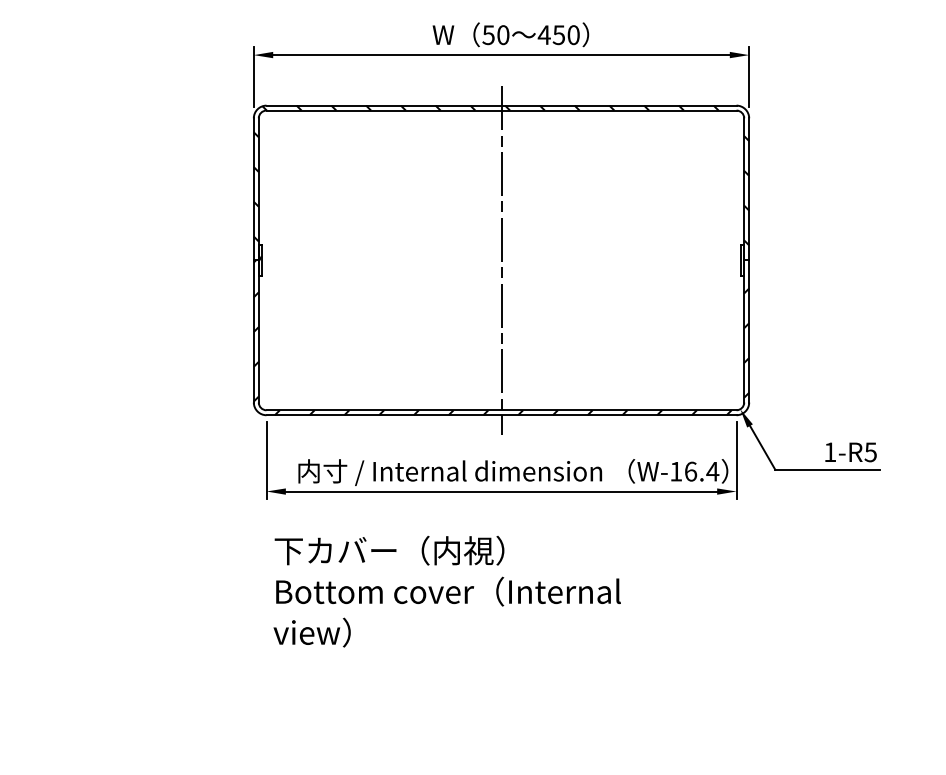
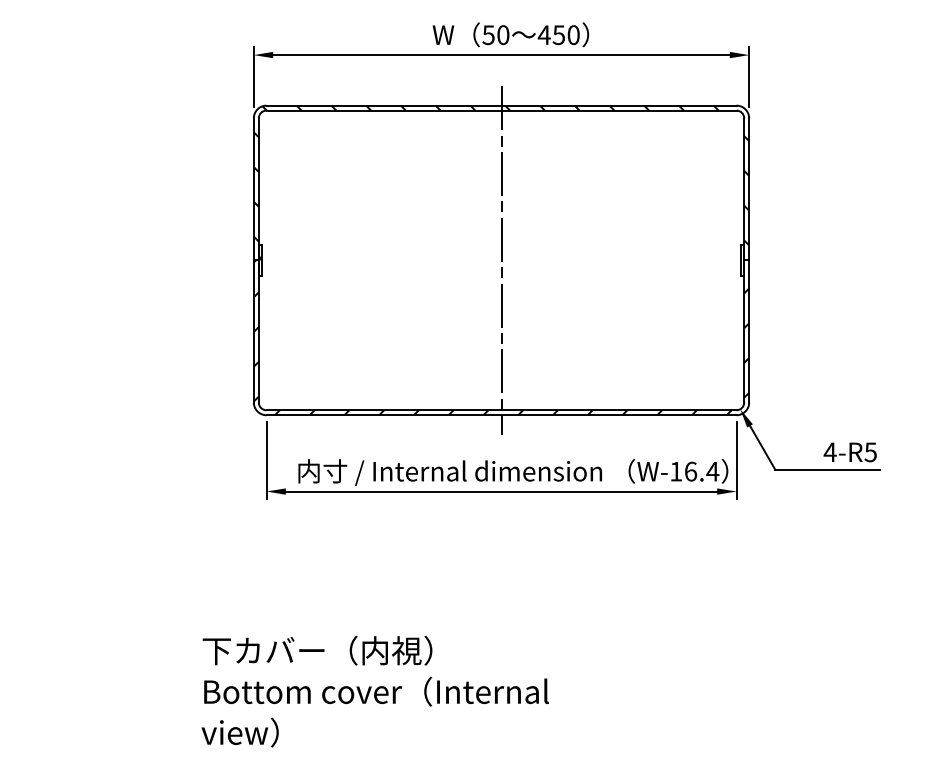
text: 1-R5 -> 4-R5 (829, 451)
text position: (446, 591) -> (374, 691) (374, 691)
